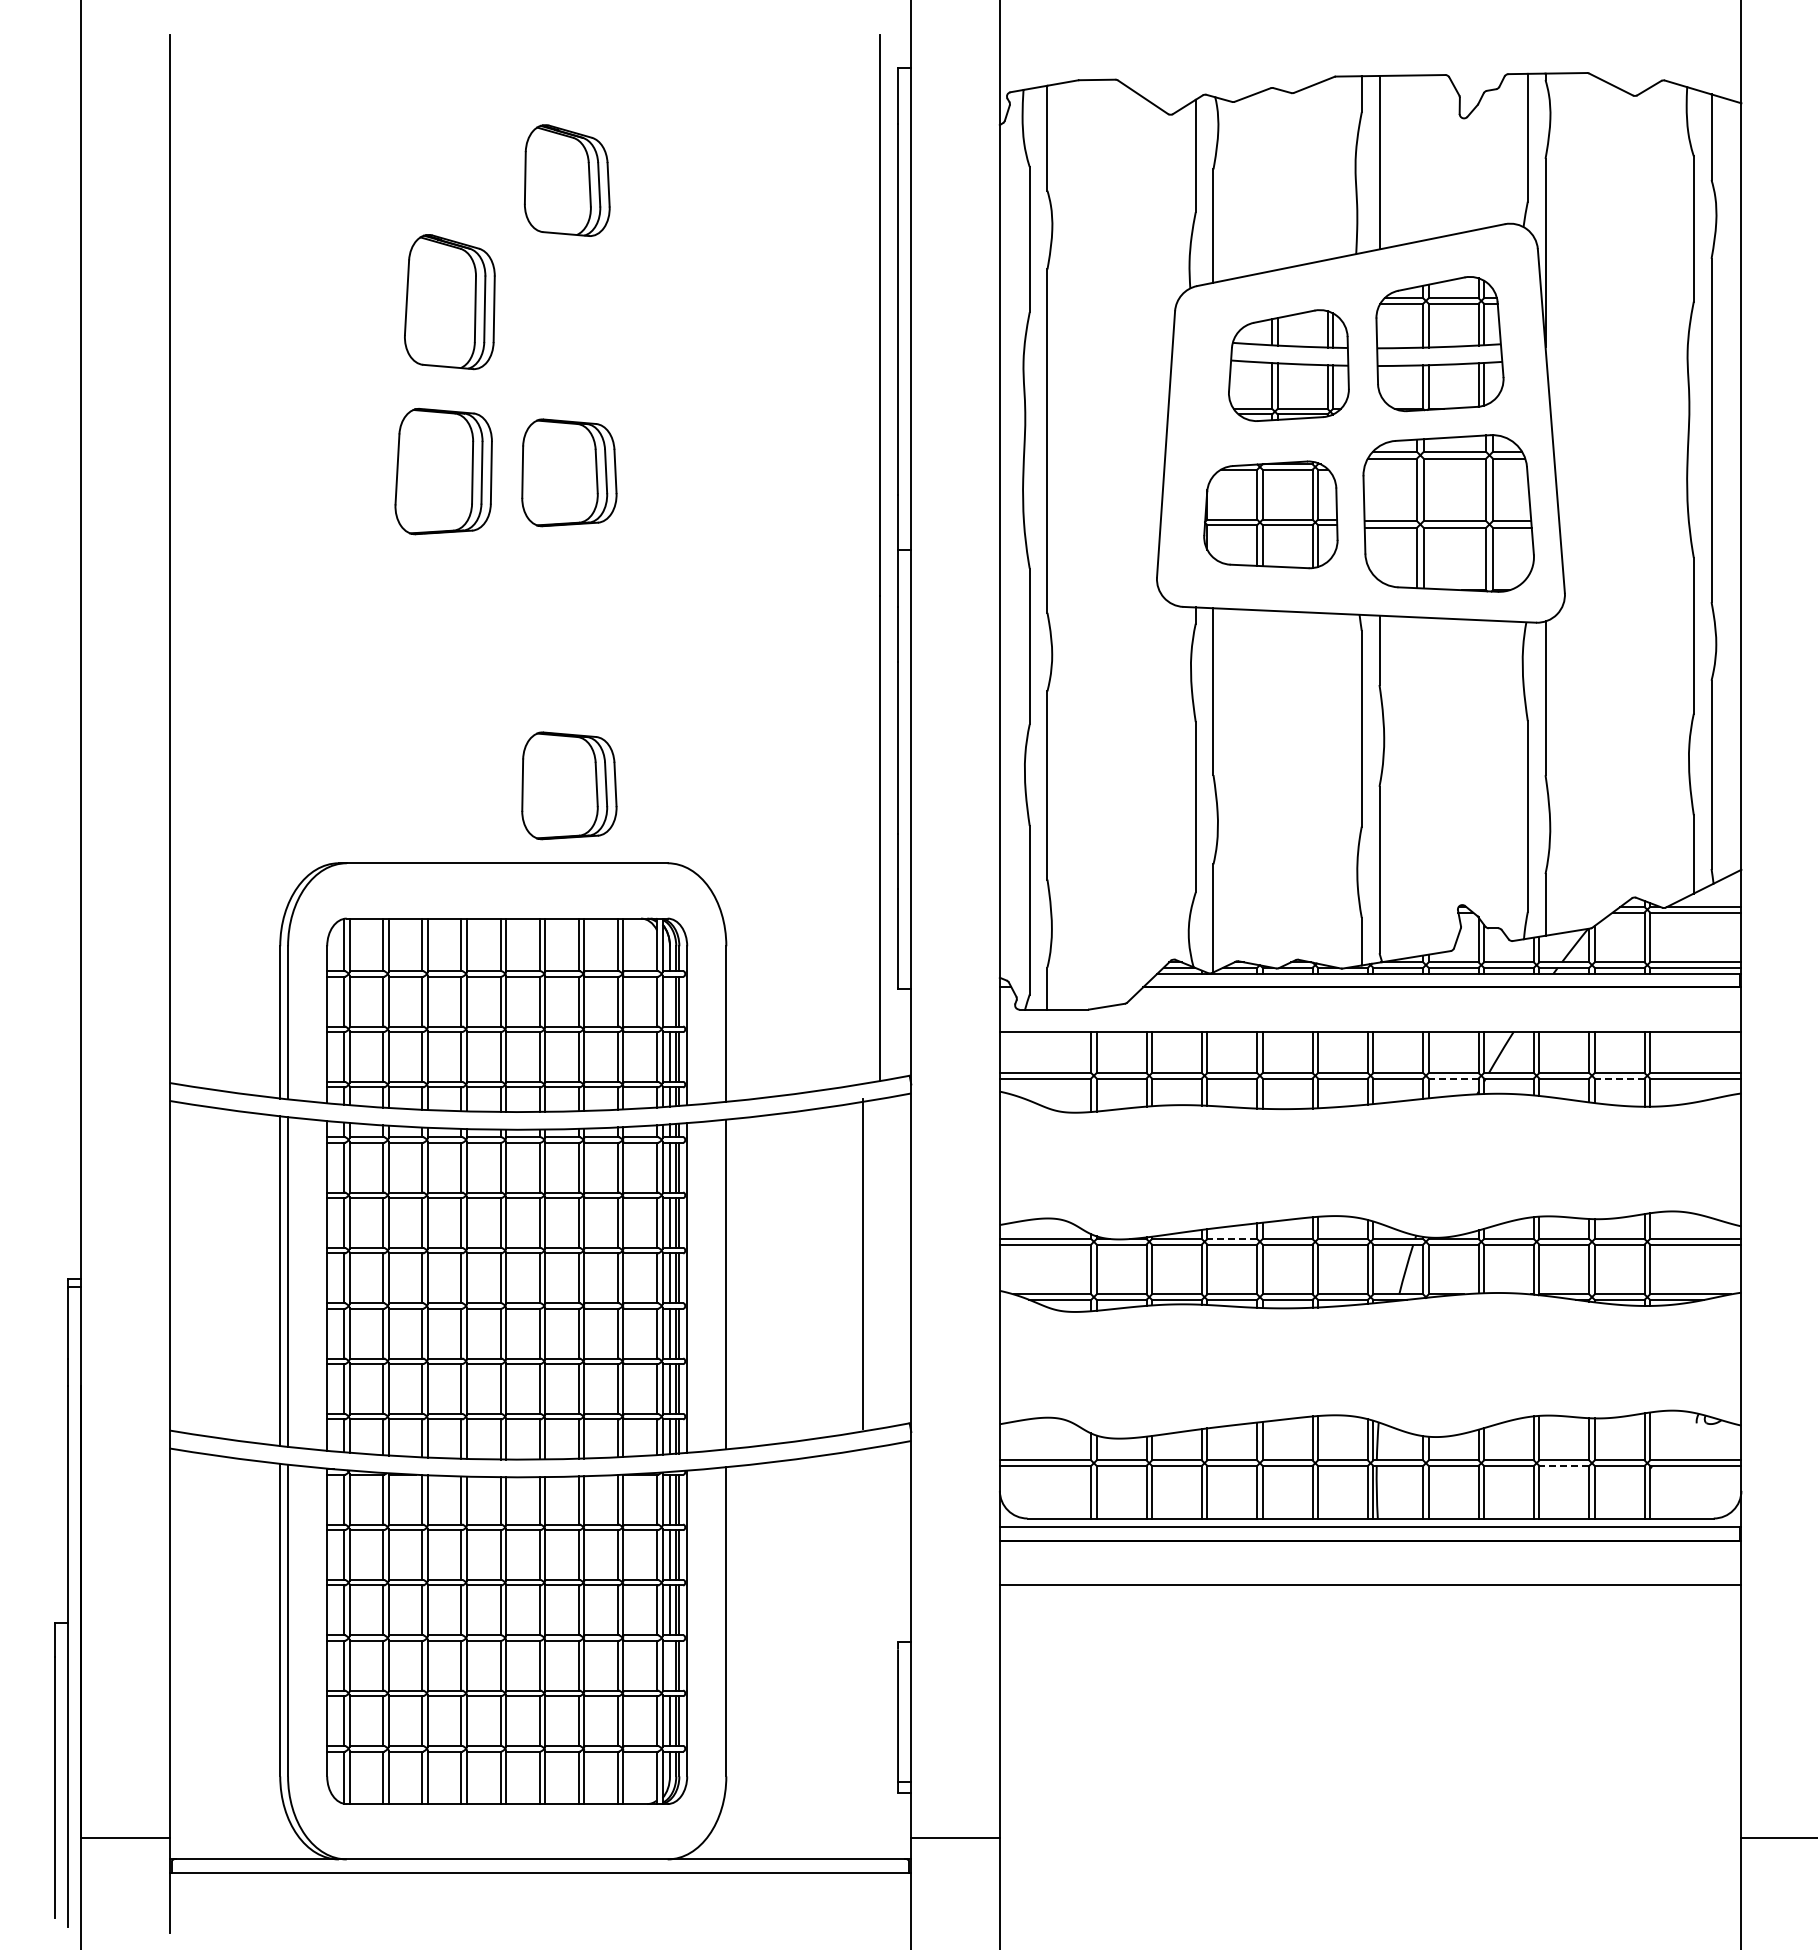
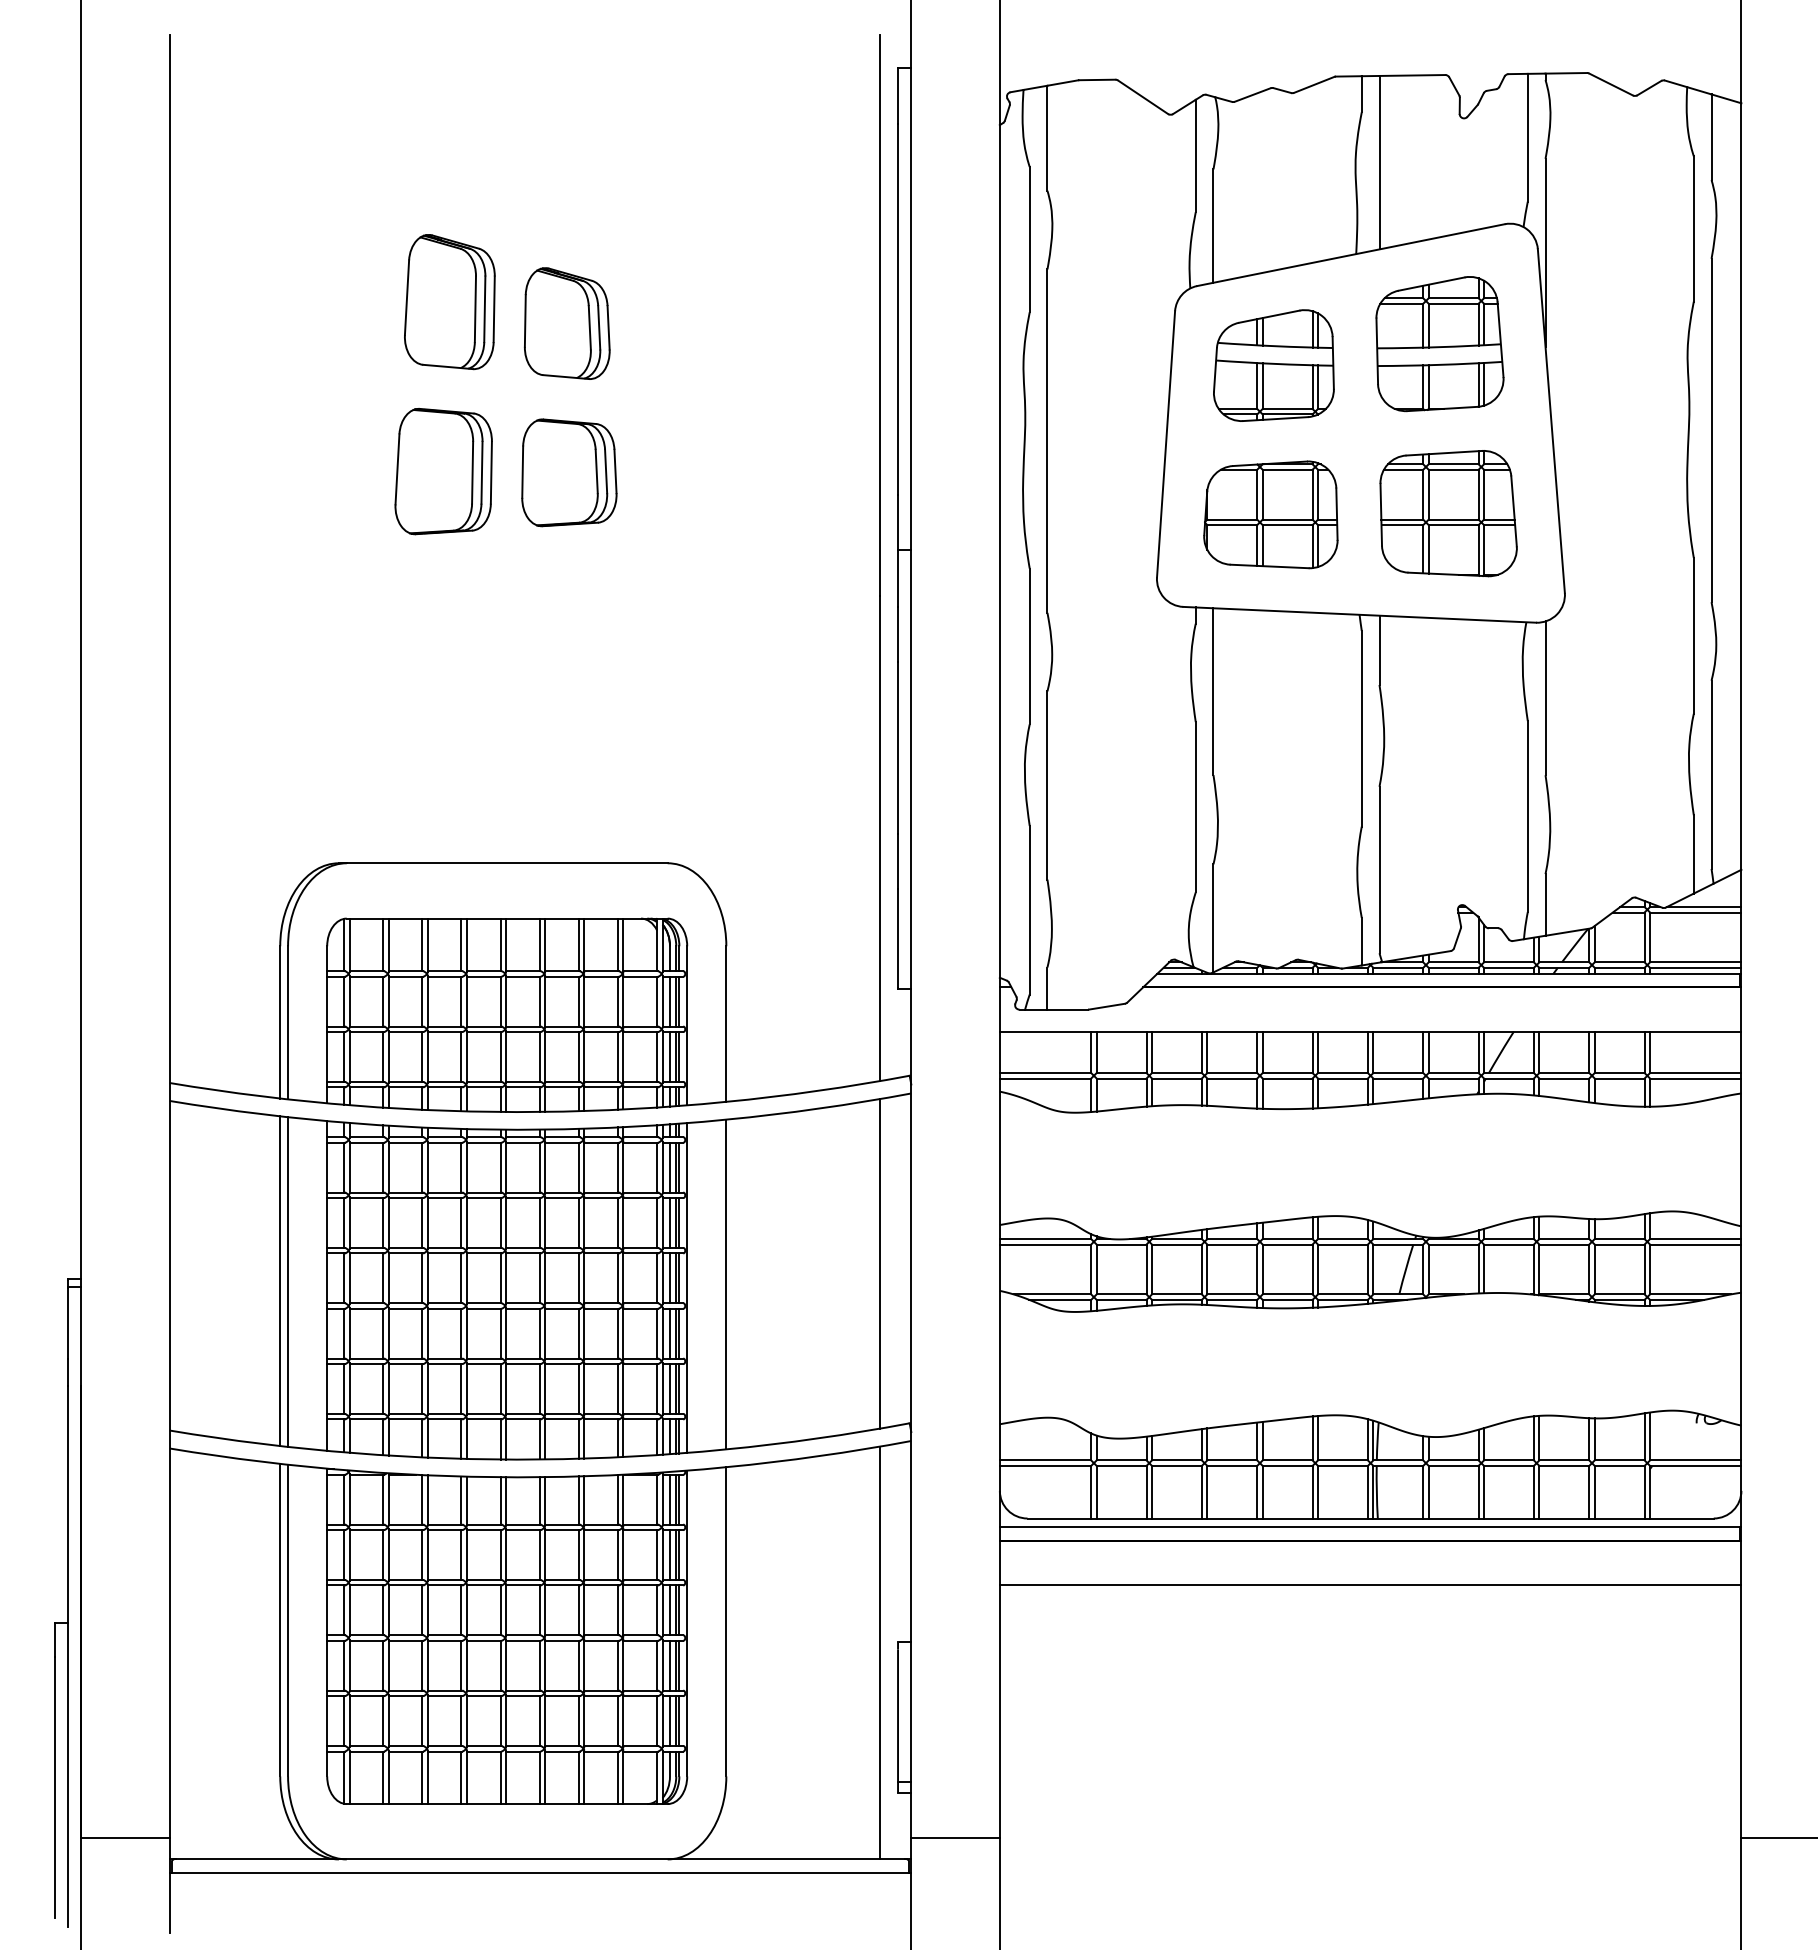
part position: (566, 180) -> (566, 323) (566, 323)
part position: (1288, 365) -> (1273, 365) (1273, 365)
part size: 173x159 px -> 139x128 px (1448, 513)
part: present -> none (569, 785)
line: none -> present (670, 1001)
line: dashed -> solid (1453, 1078)
line: dashed -> solid (1619, 1078)
line: dashed -> solid (1232, 1239)
line position: (862, 1263) -> (879, 1263) (879, 1263)
line: dashed -> solid (1564, 1465)
line: none -> present (879, 1652)
line: none -> present (670, 1665)
